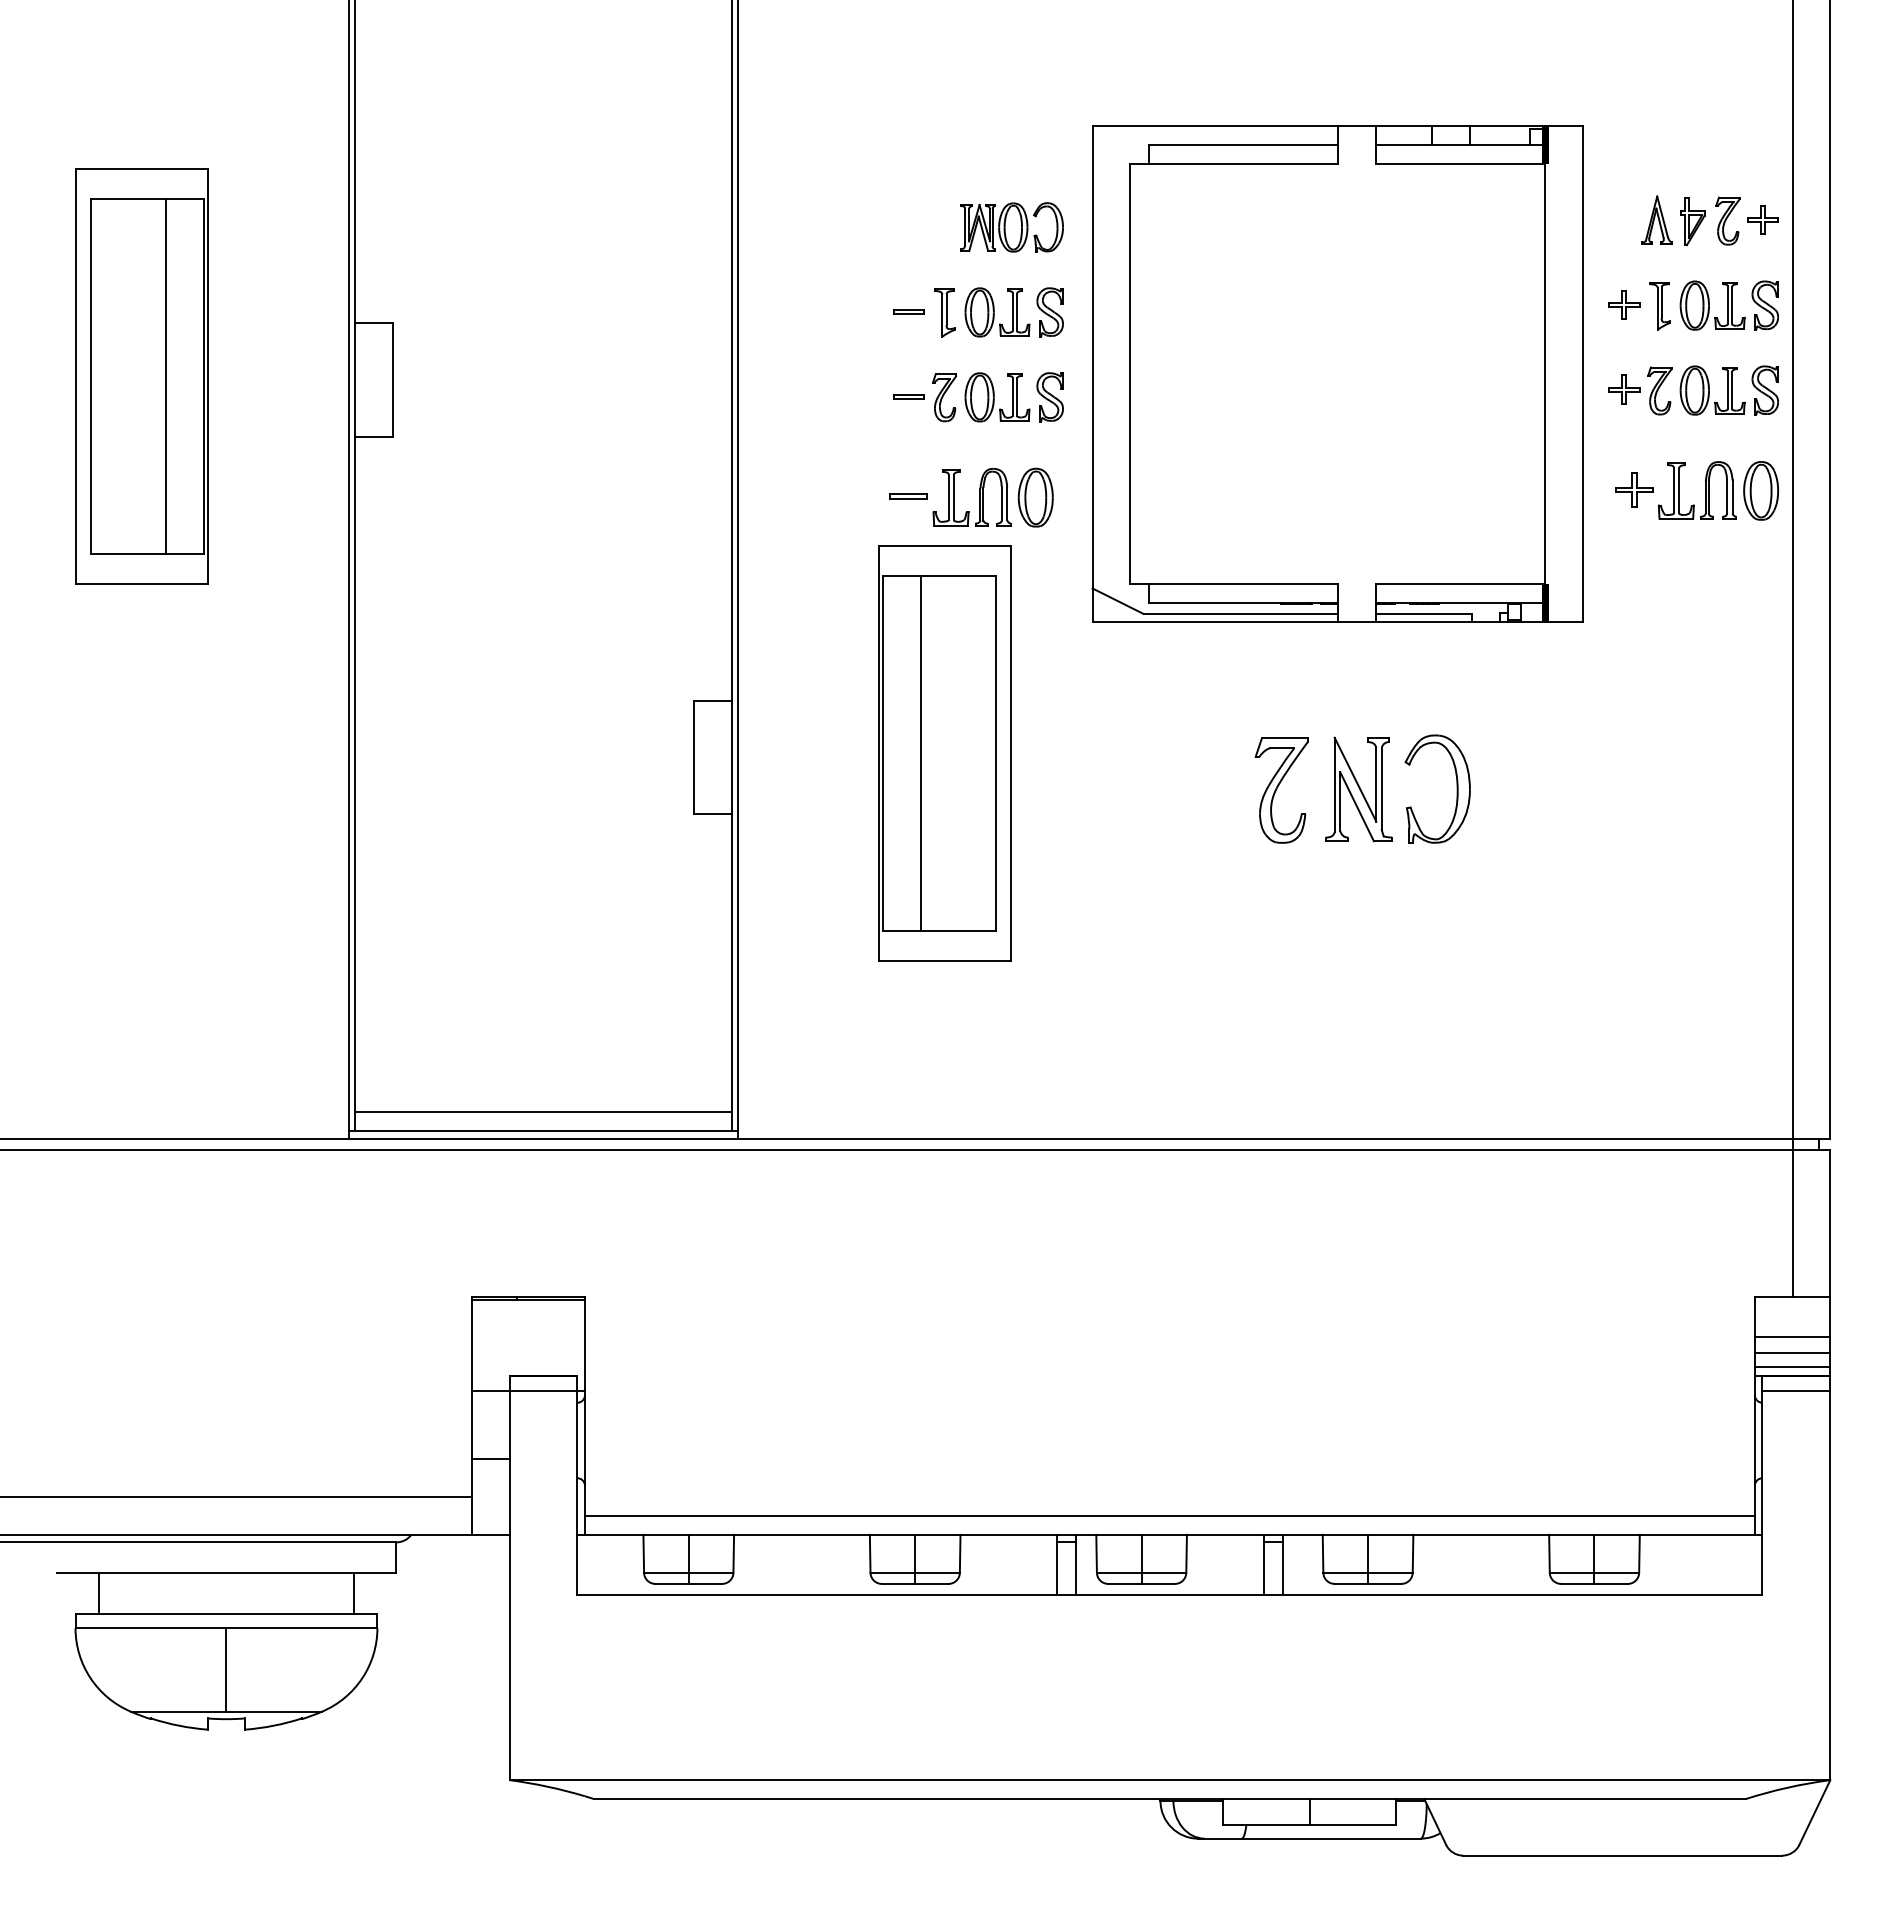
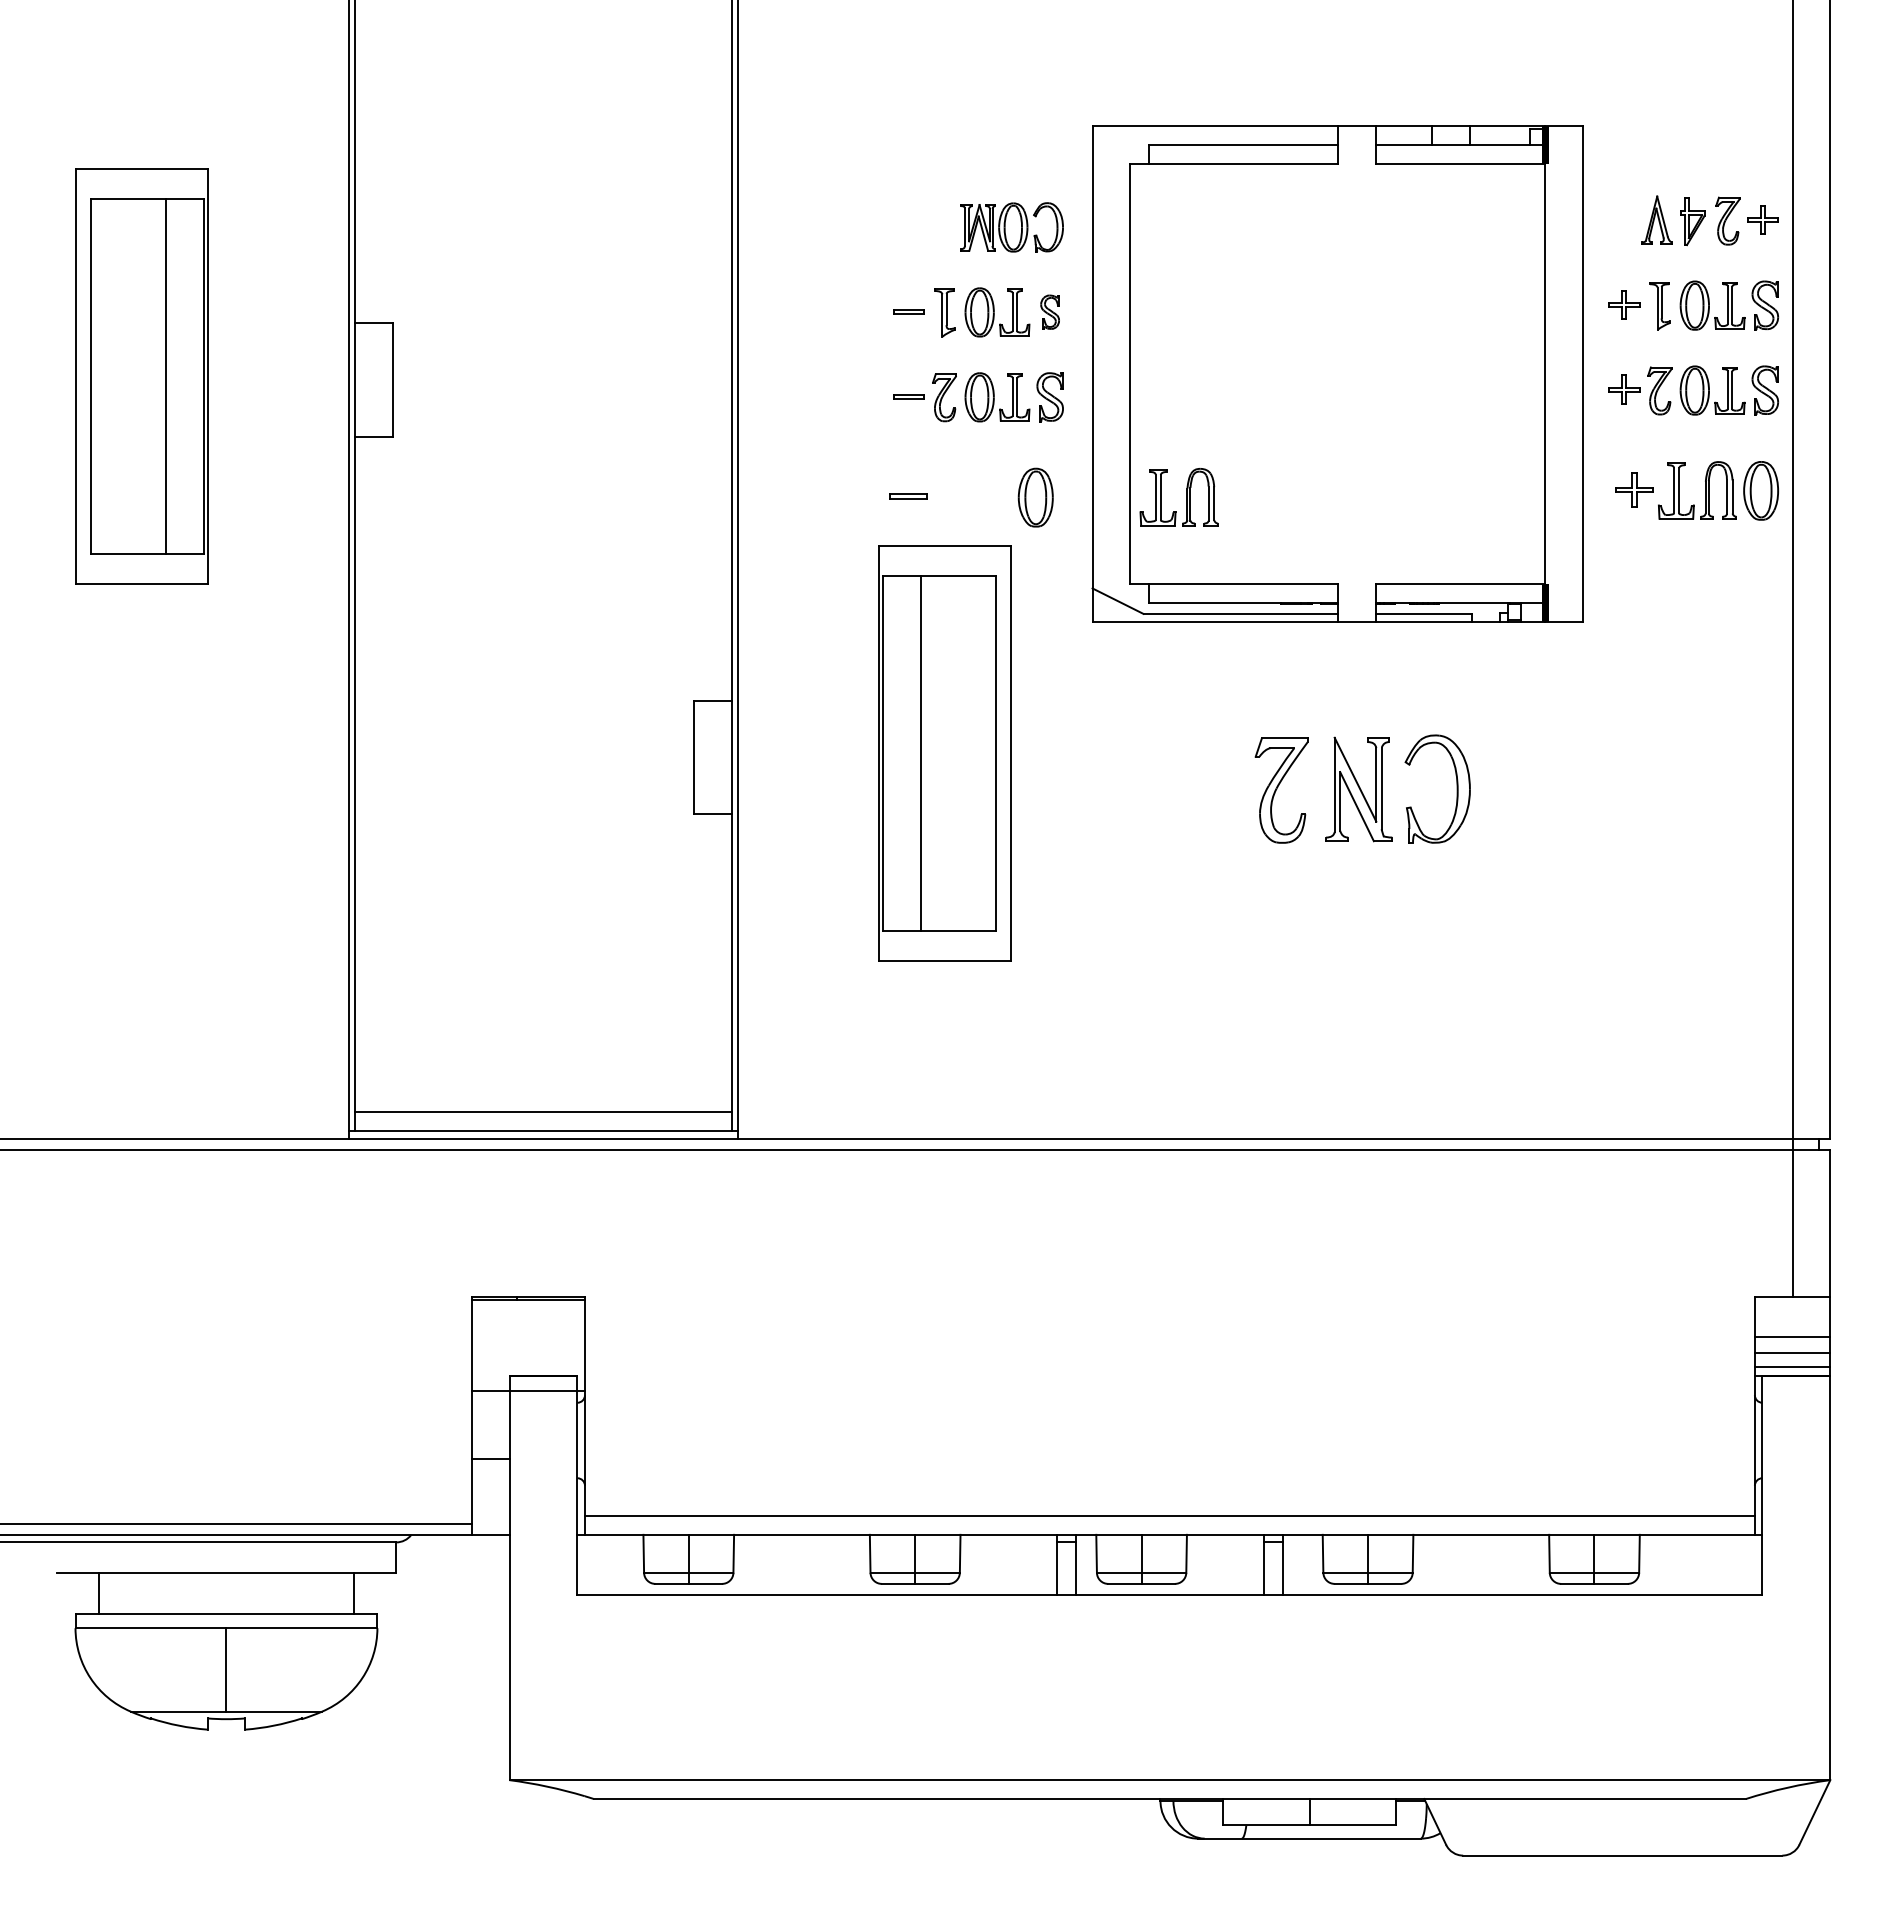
part size: 28x51 px -> 20x36 px (1049, 311)
part position: (979, 497) -> (1186, 497) (1186, 497)
line: present -> none (1796, 1391)
line position: (236, 1497) -> (236, 1524) (236, 1524)
